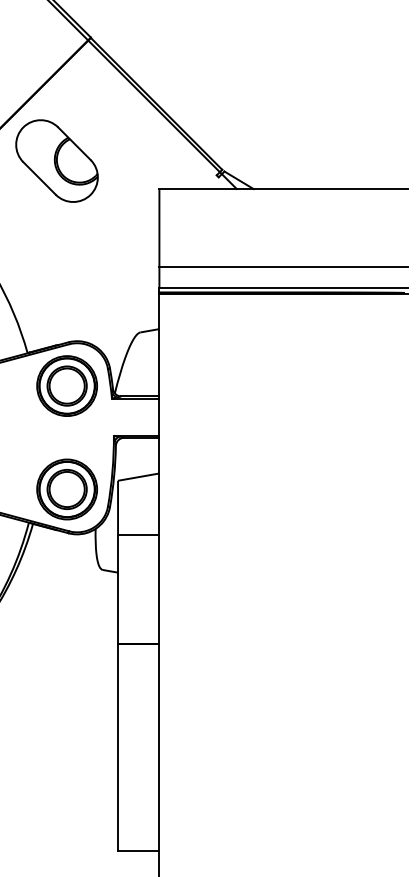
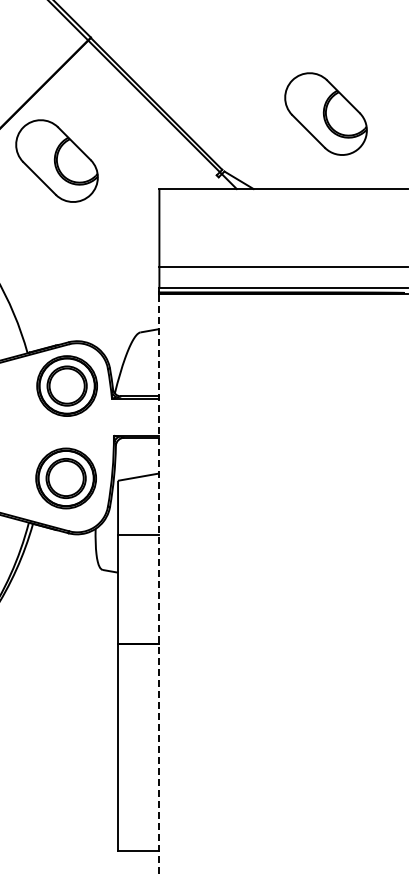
part: none -> present (325, 113)
part position: (66, 489) -> (65, 478) (65, 478)
line: solid -> dashed (159, 585)
